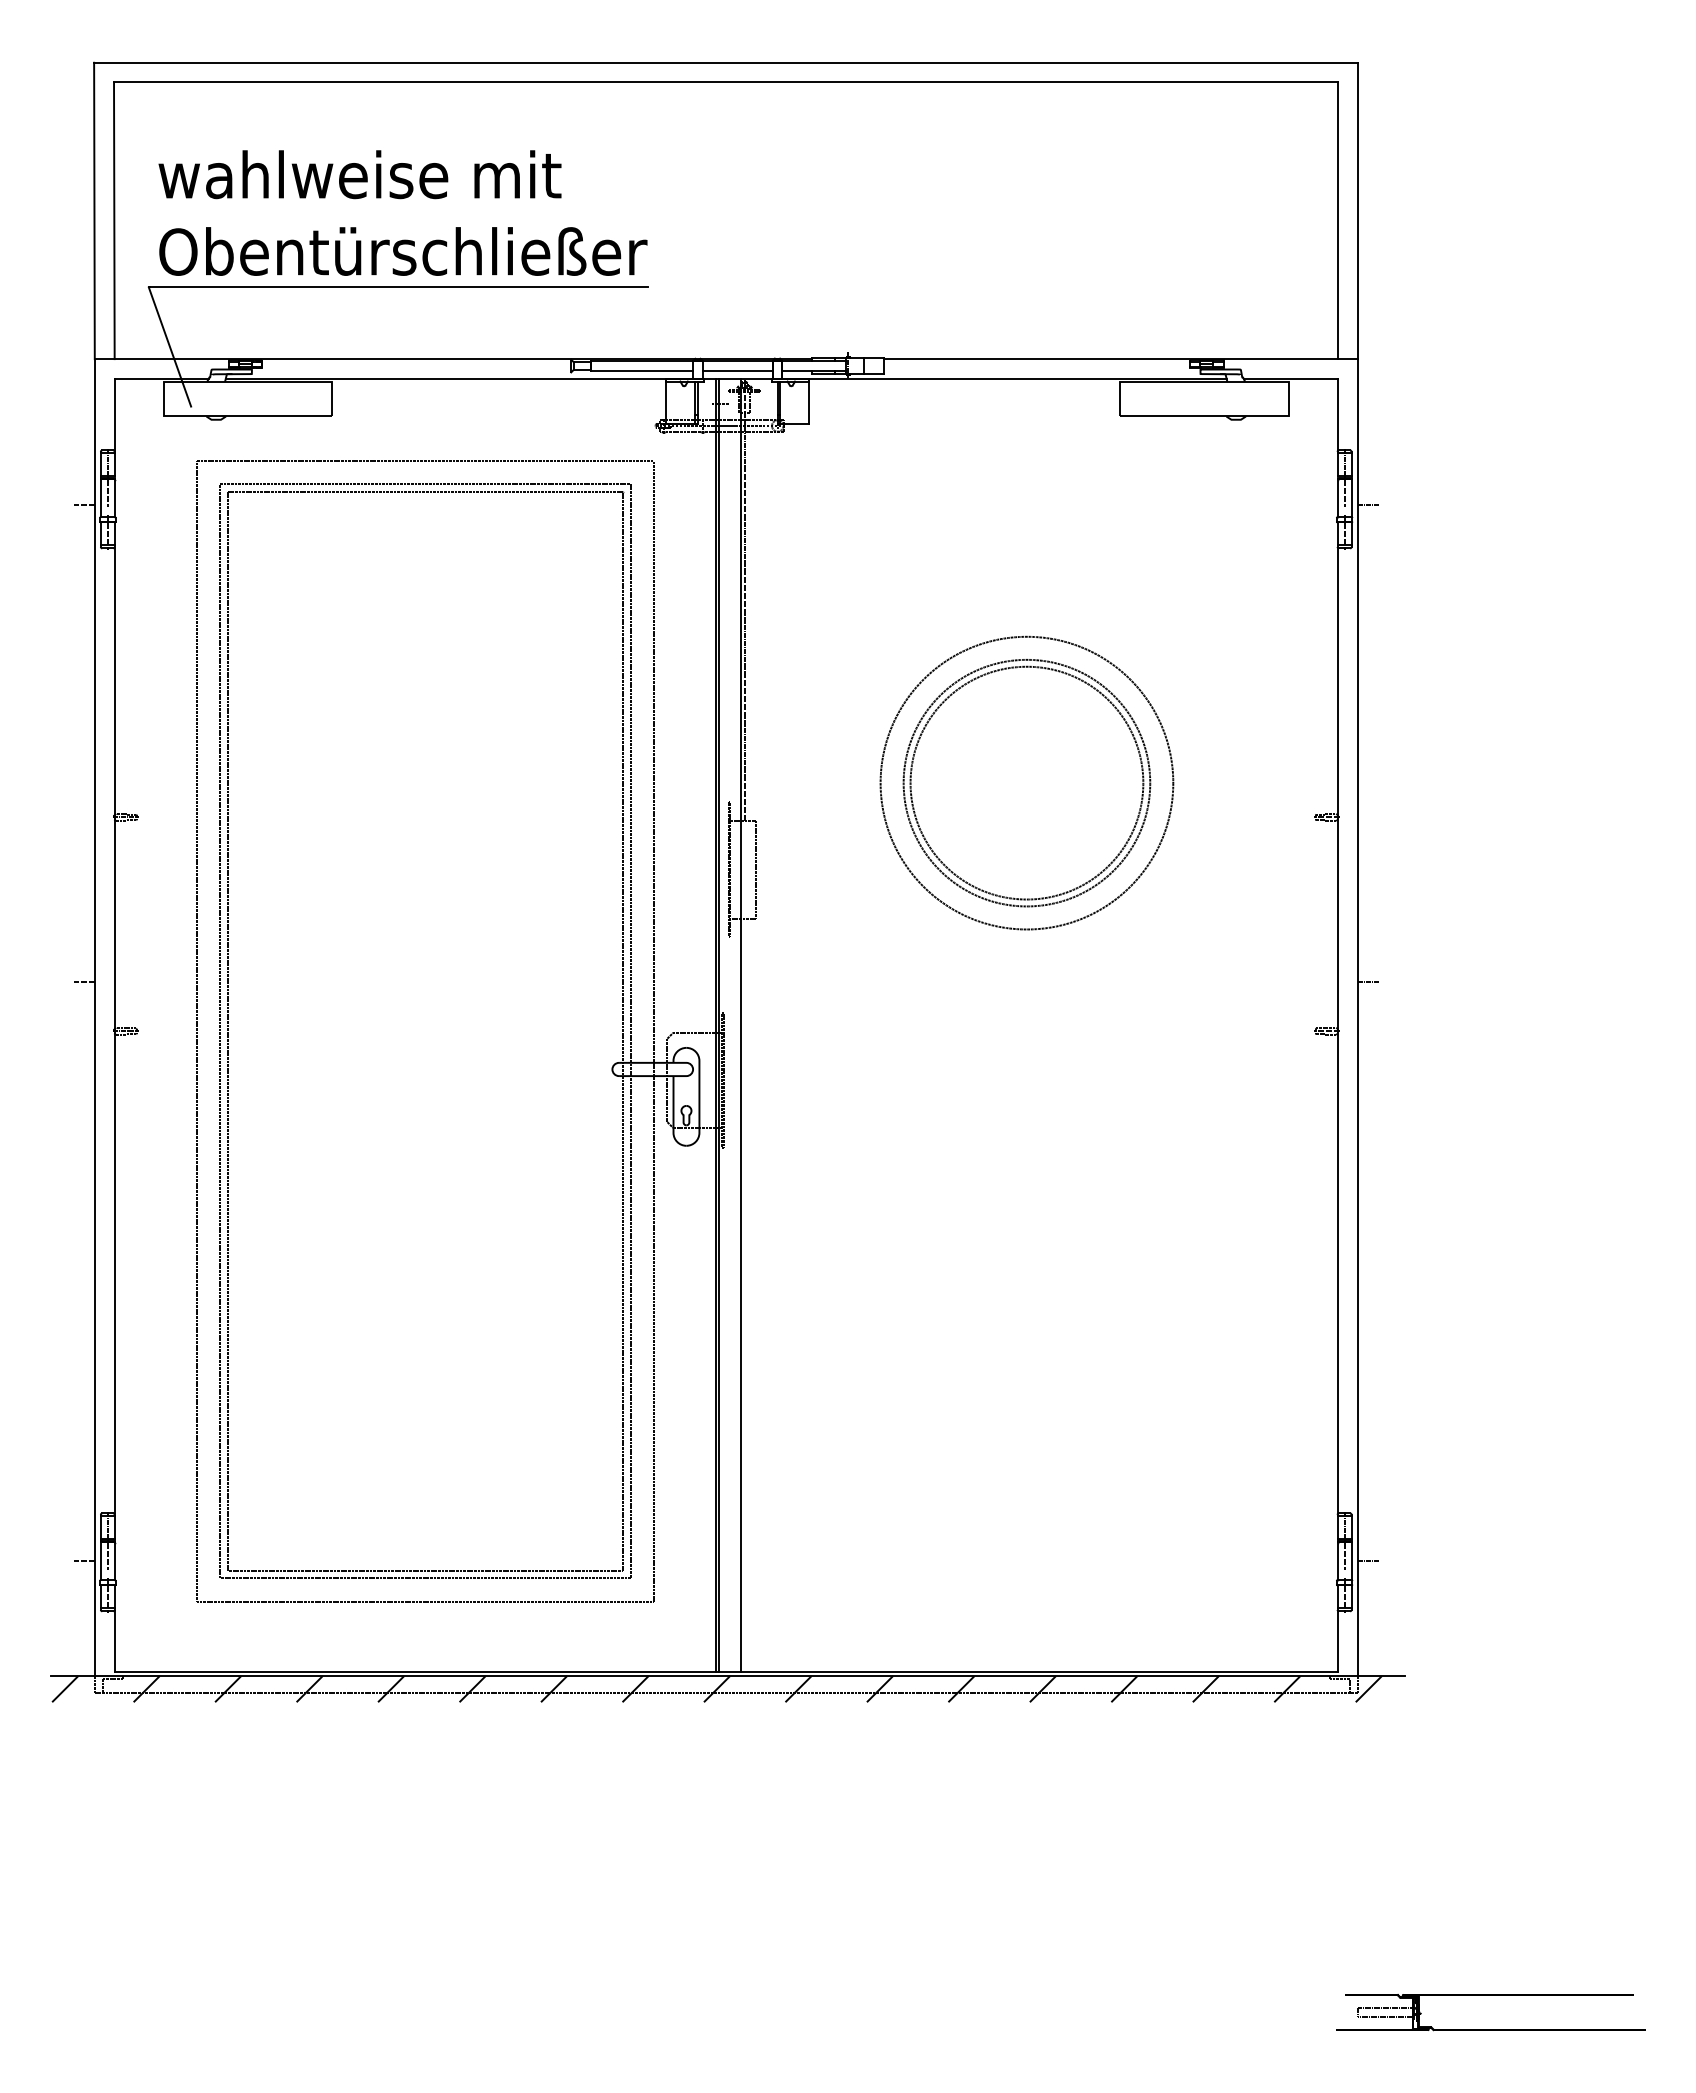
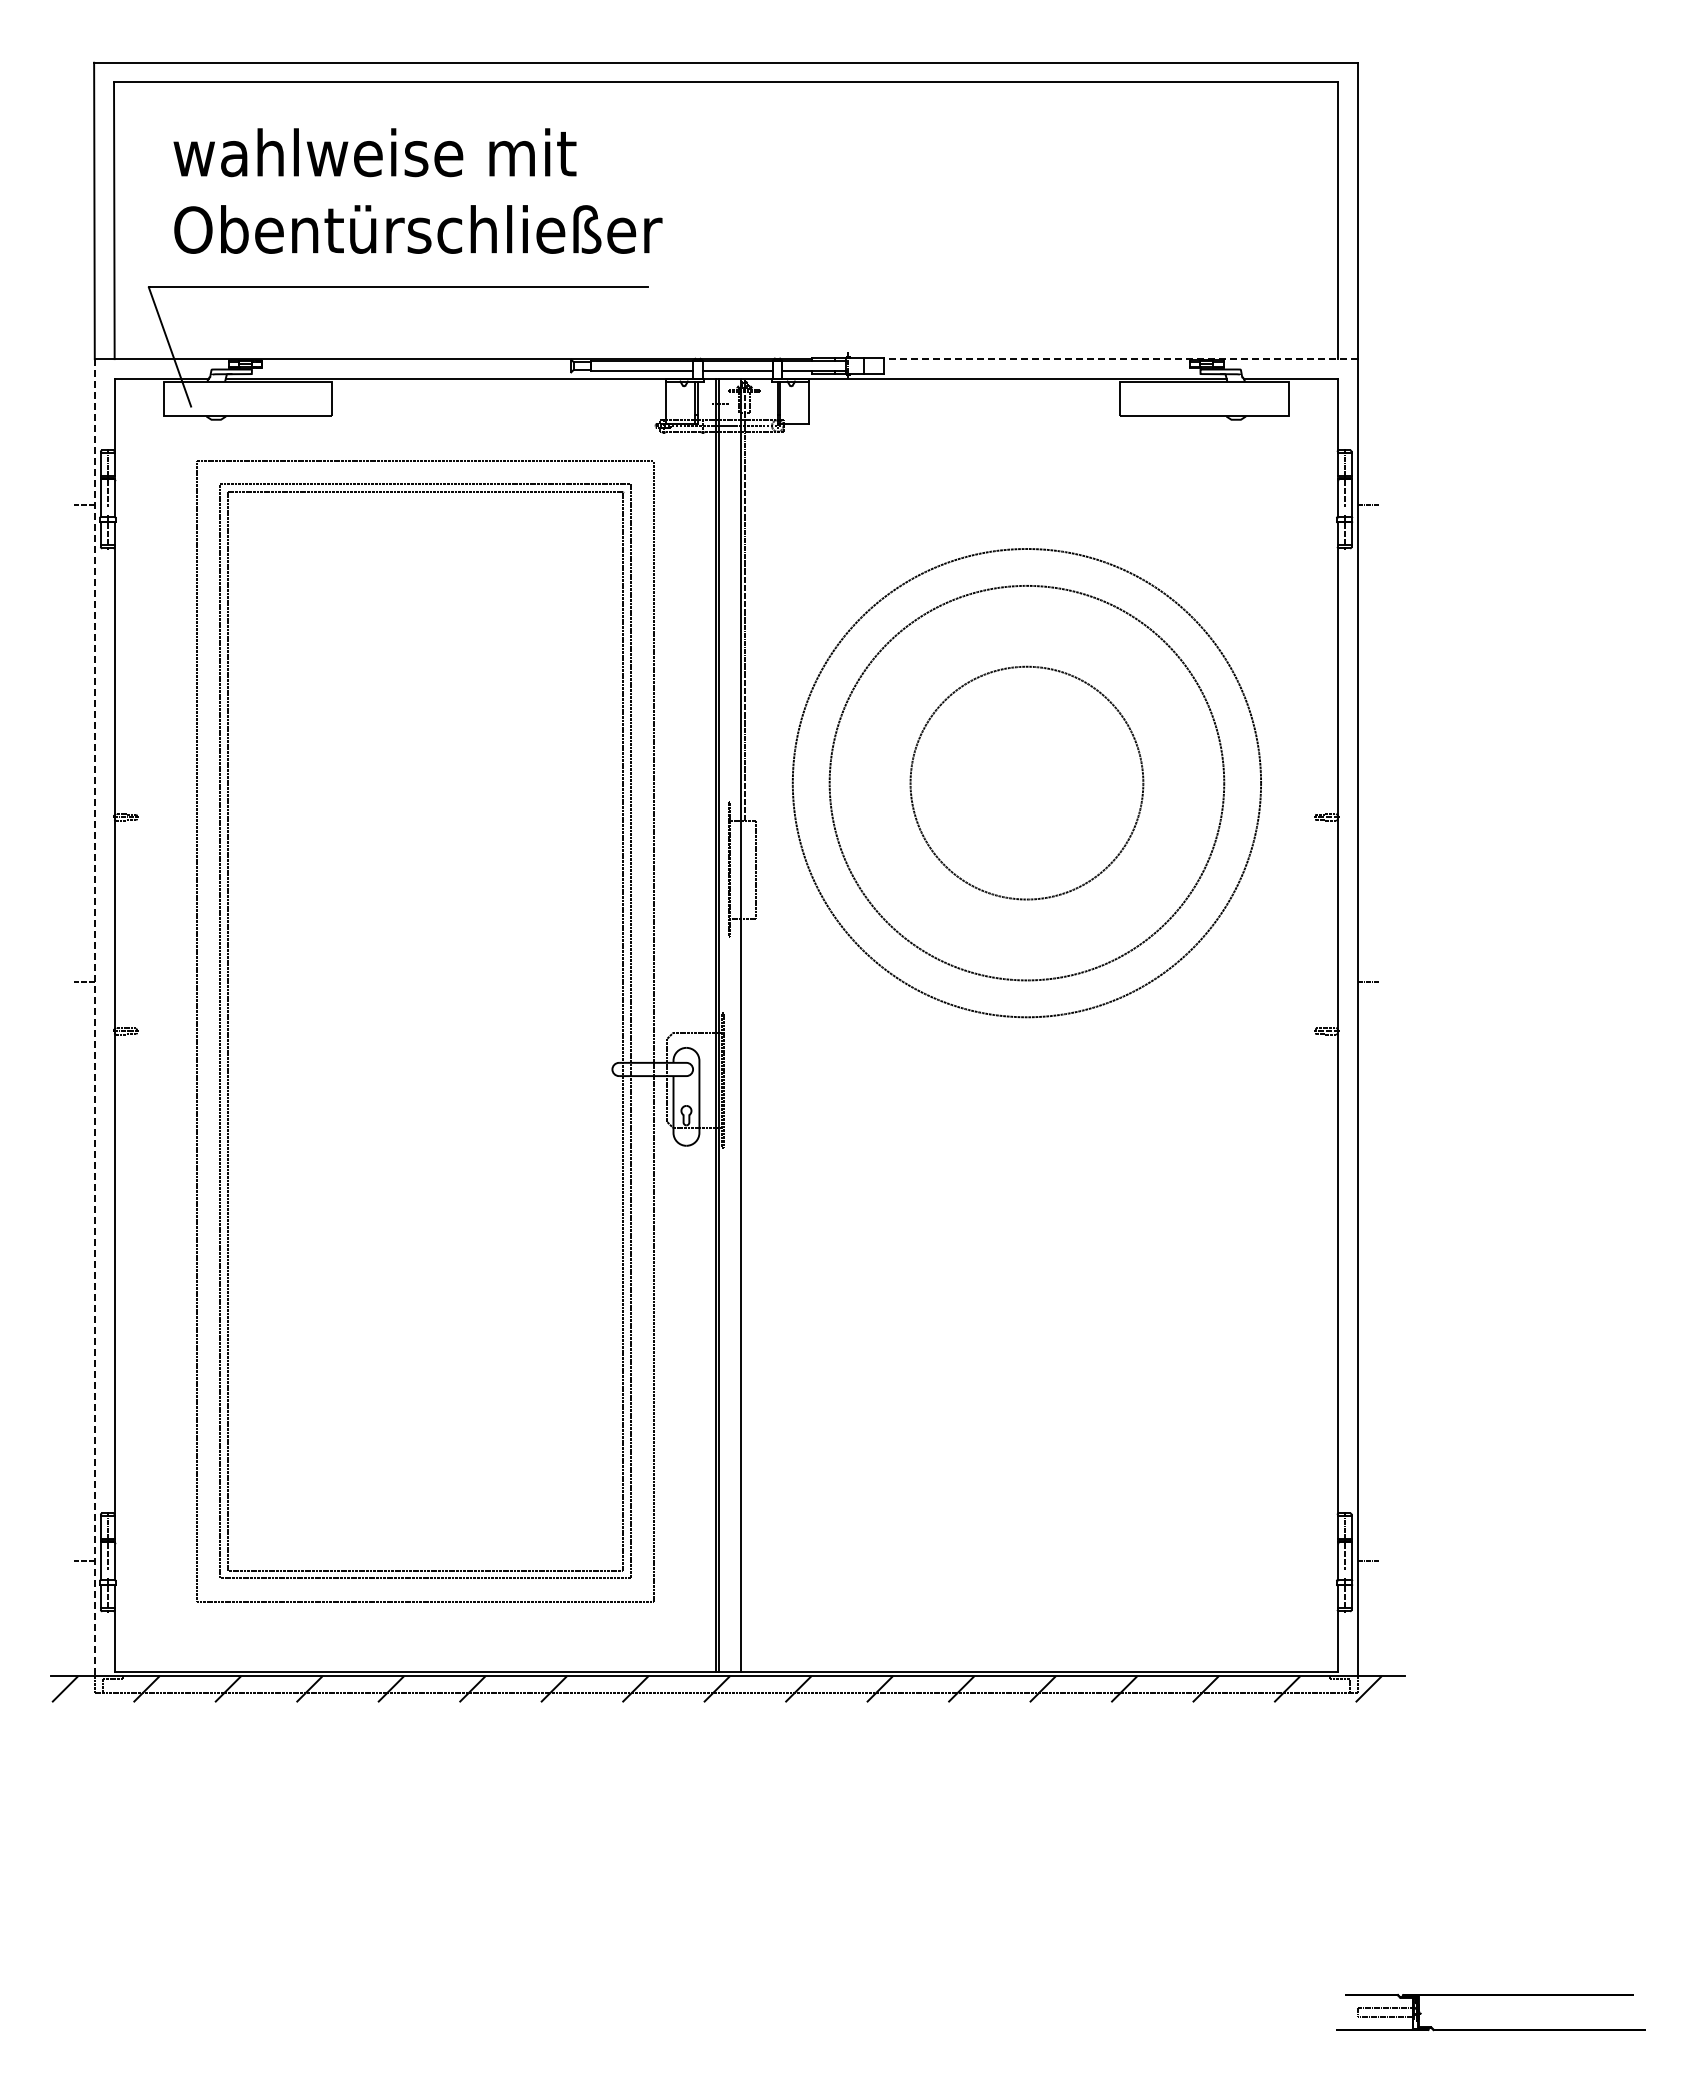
text position: (402, 212) -> (417, 190) (417, 190)
line: solid -> dashed (1121, 359)
circle diameter: 247 px -> 395 px (1026, 782)
circle diameter: 293 px -> 468 px (1026, 783)
line: solid -> dashed (94, 1017)
